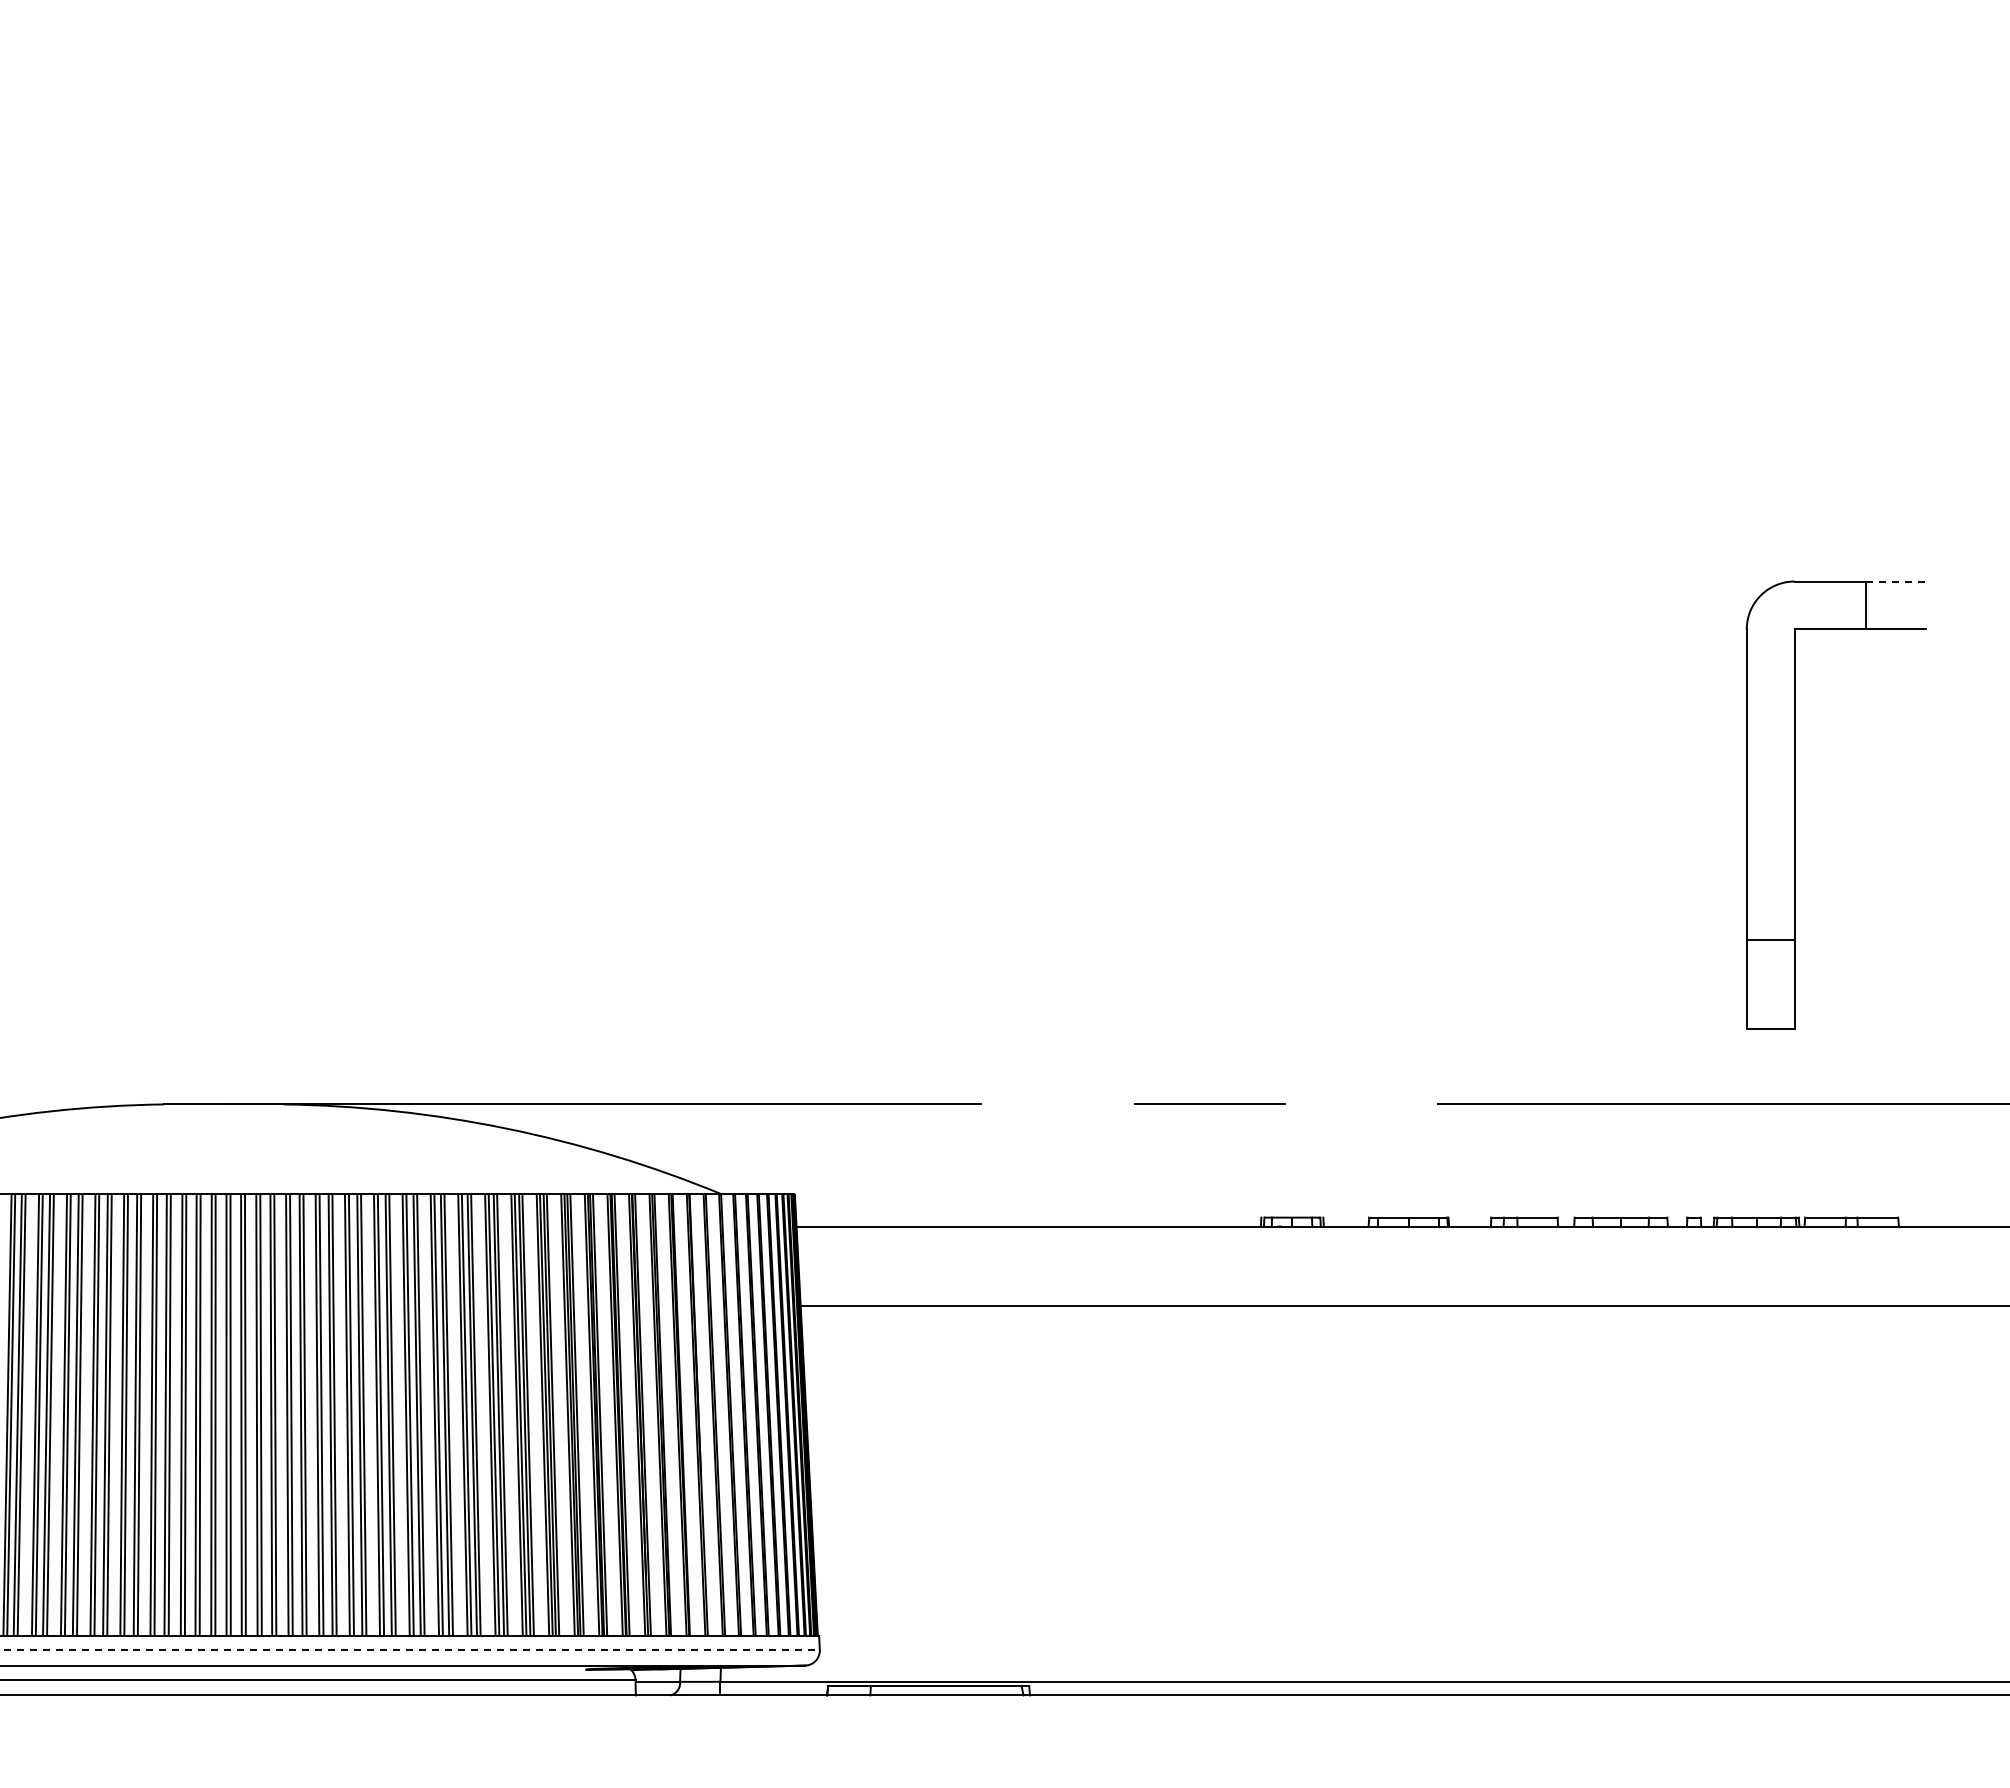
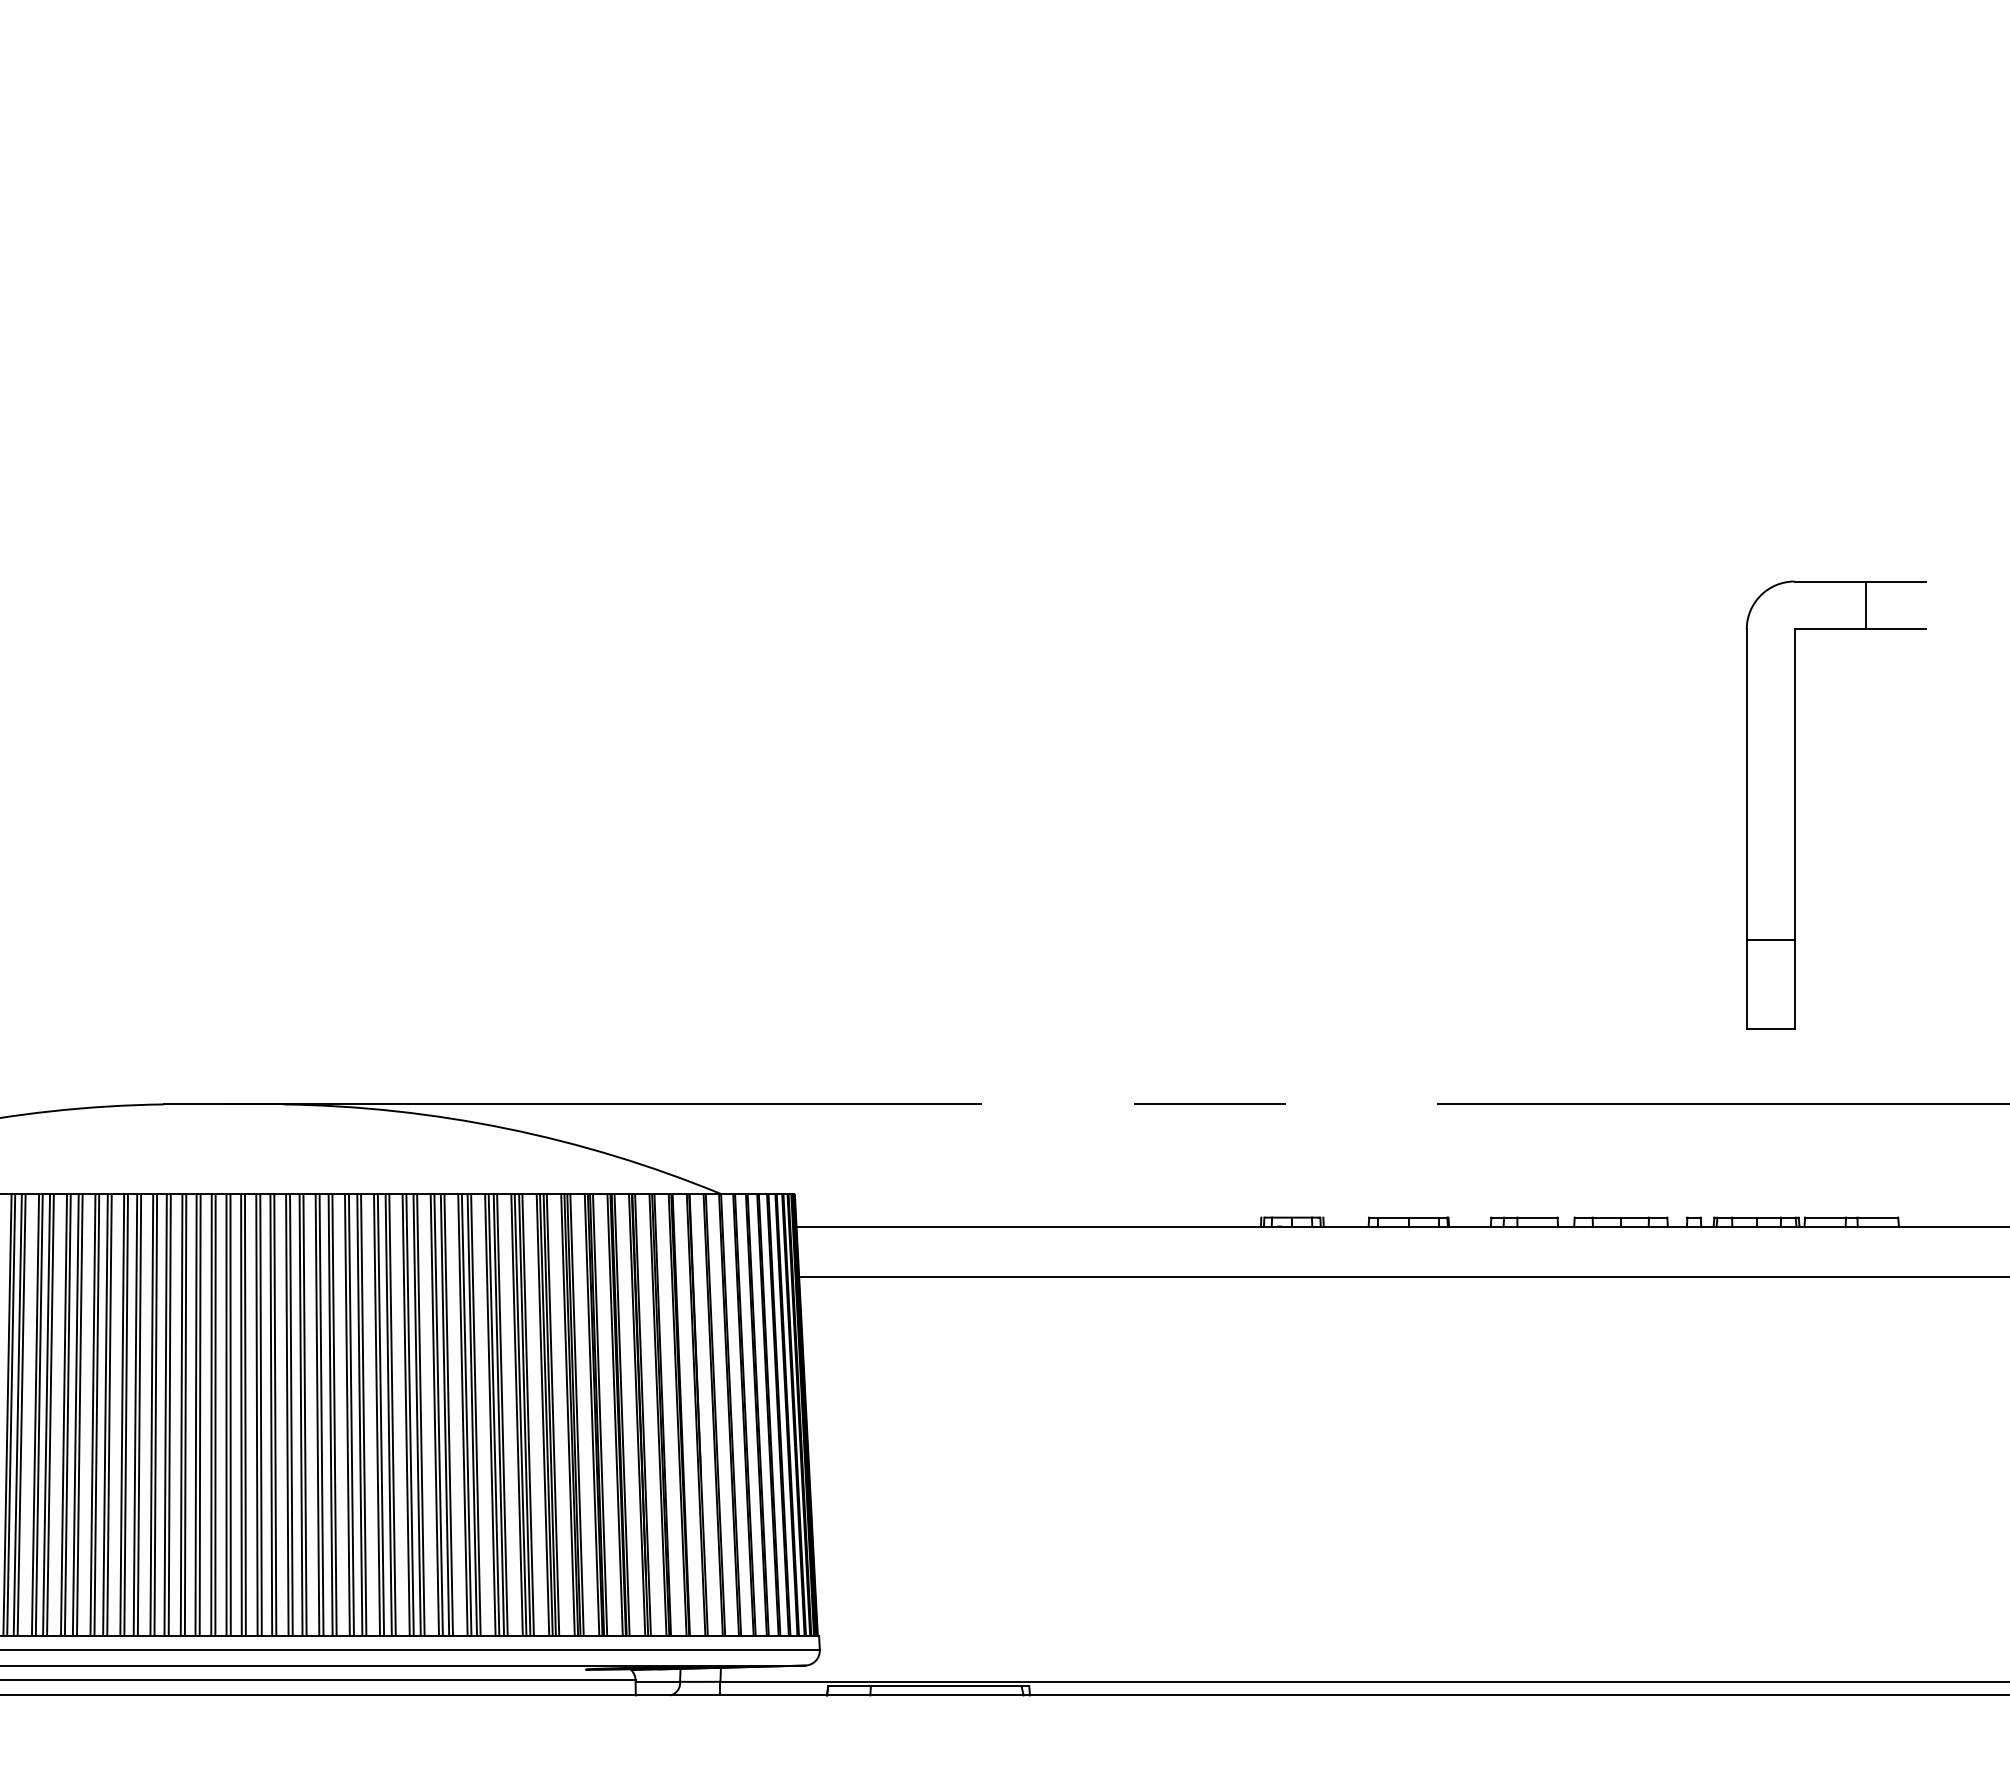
line: dashed -> solid (1896, 581)
line position: (1402, 1305) -> (1402, 1276) (1402, 1276)
line: dashed -> solid (410, 1649)
